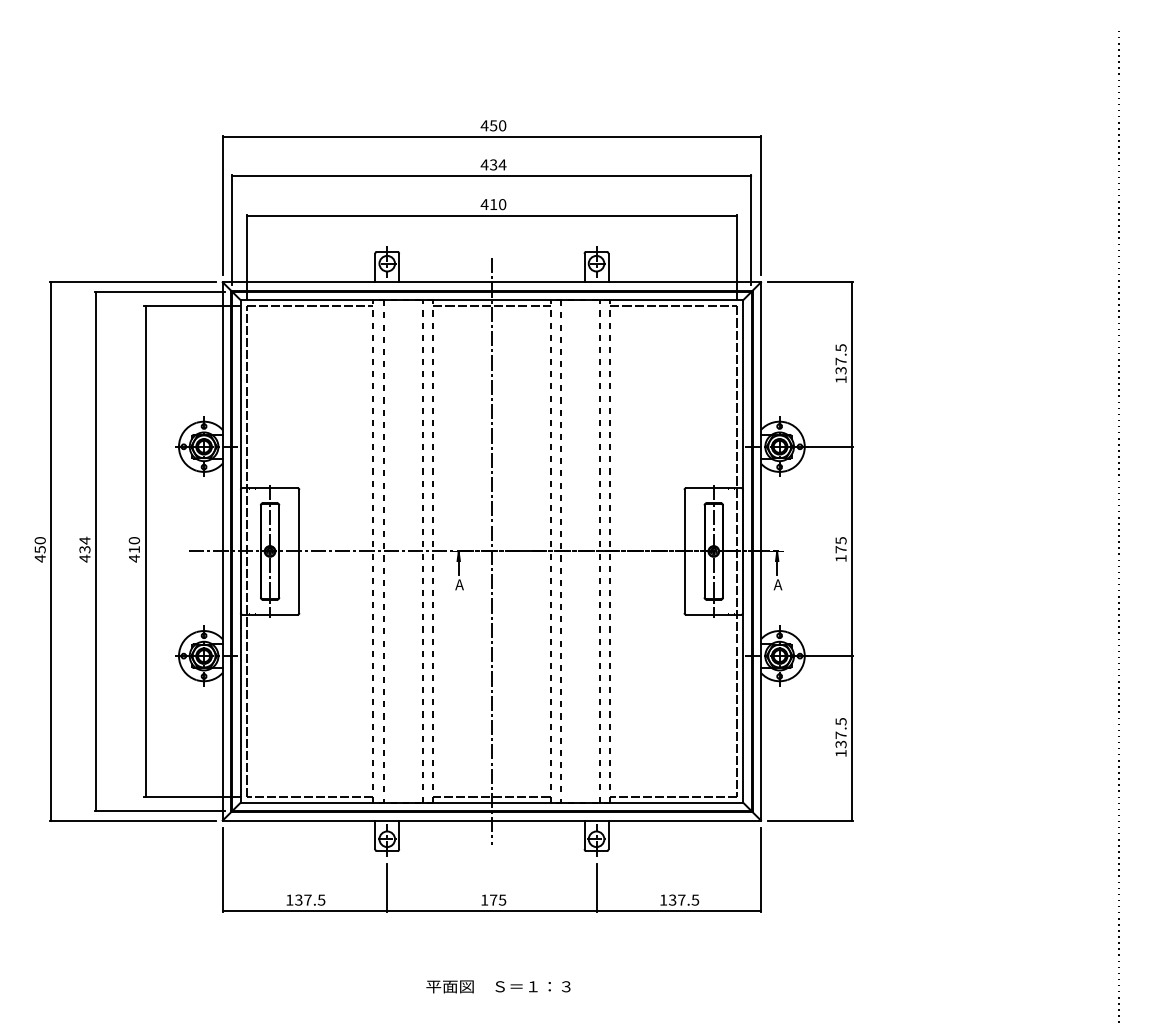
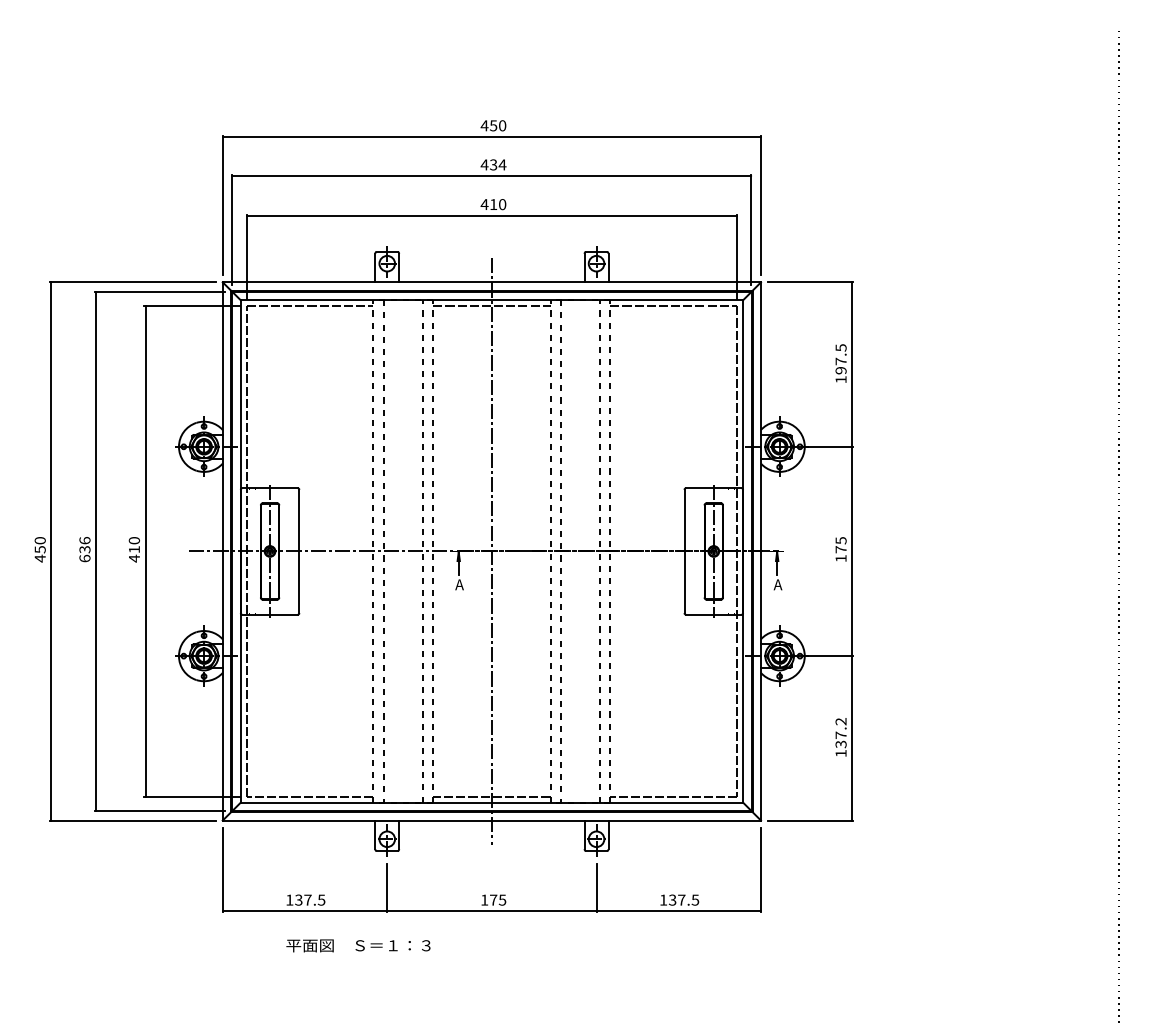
text: 137.5 -> 197.5 (840, 370)
text: 434 -> 636 (84, 549)
text: 137.5 -> 137.2 (840, 721)
text position: (498, 986) -> (358, 945) (358, 945)
